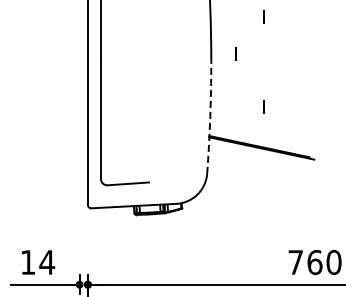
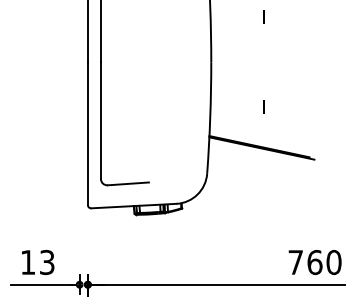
line: present -> none (235, 53)
arc: dashed -> solid (210, 118)
text: 14 -> 13 (47, 262)
